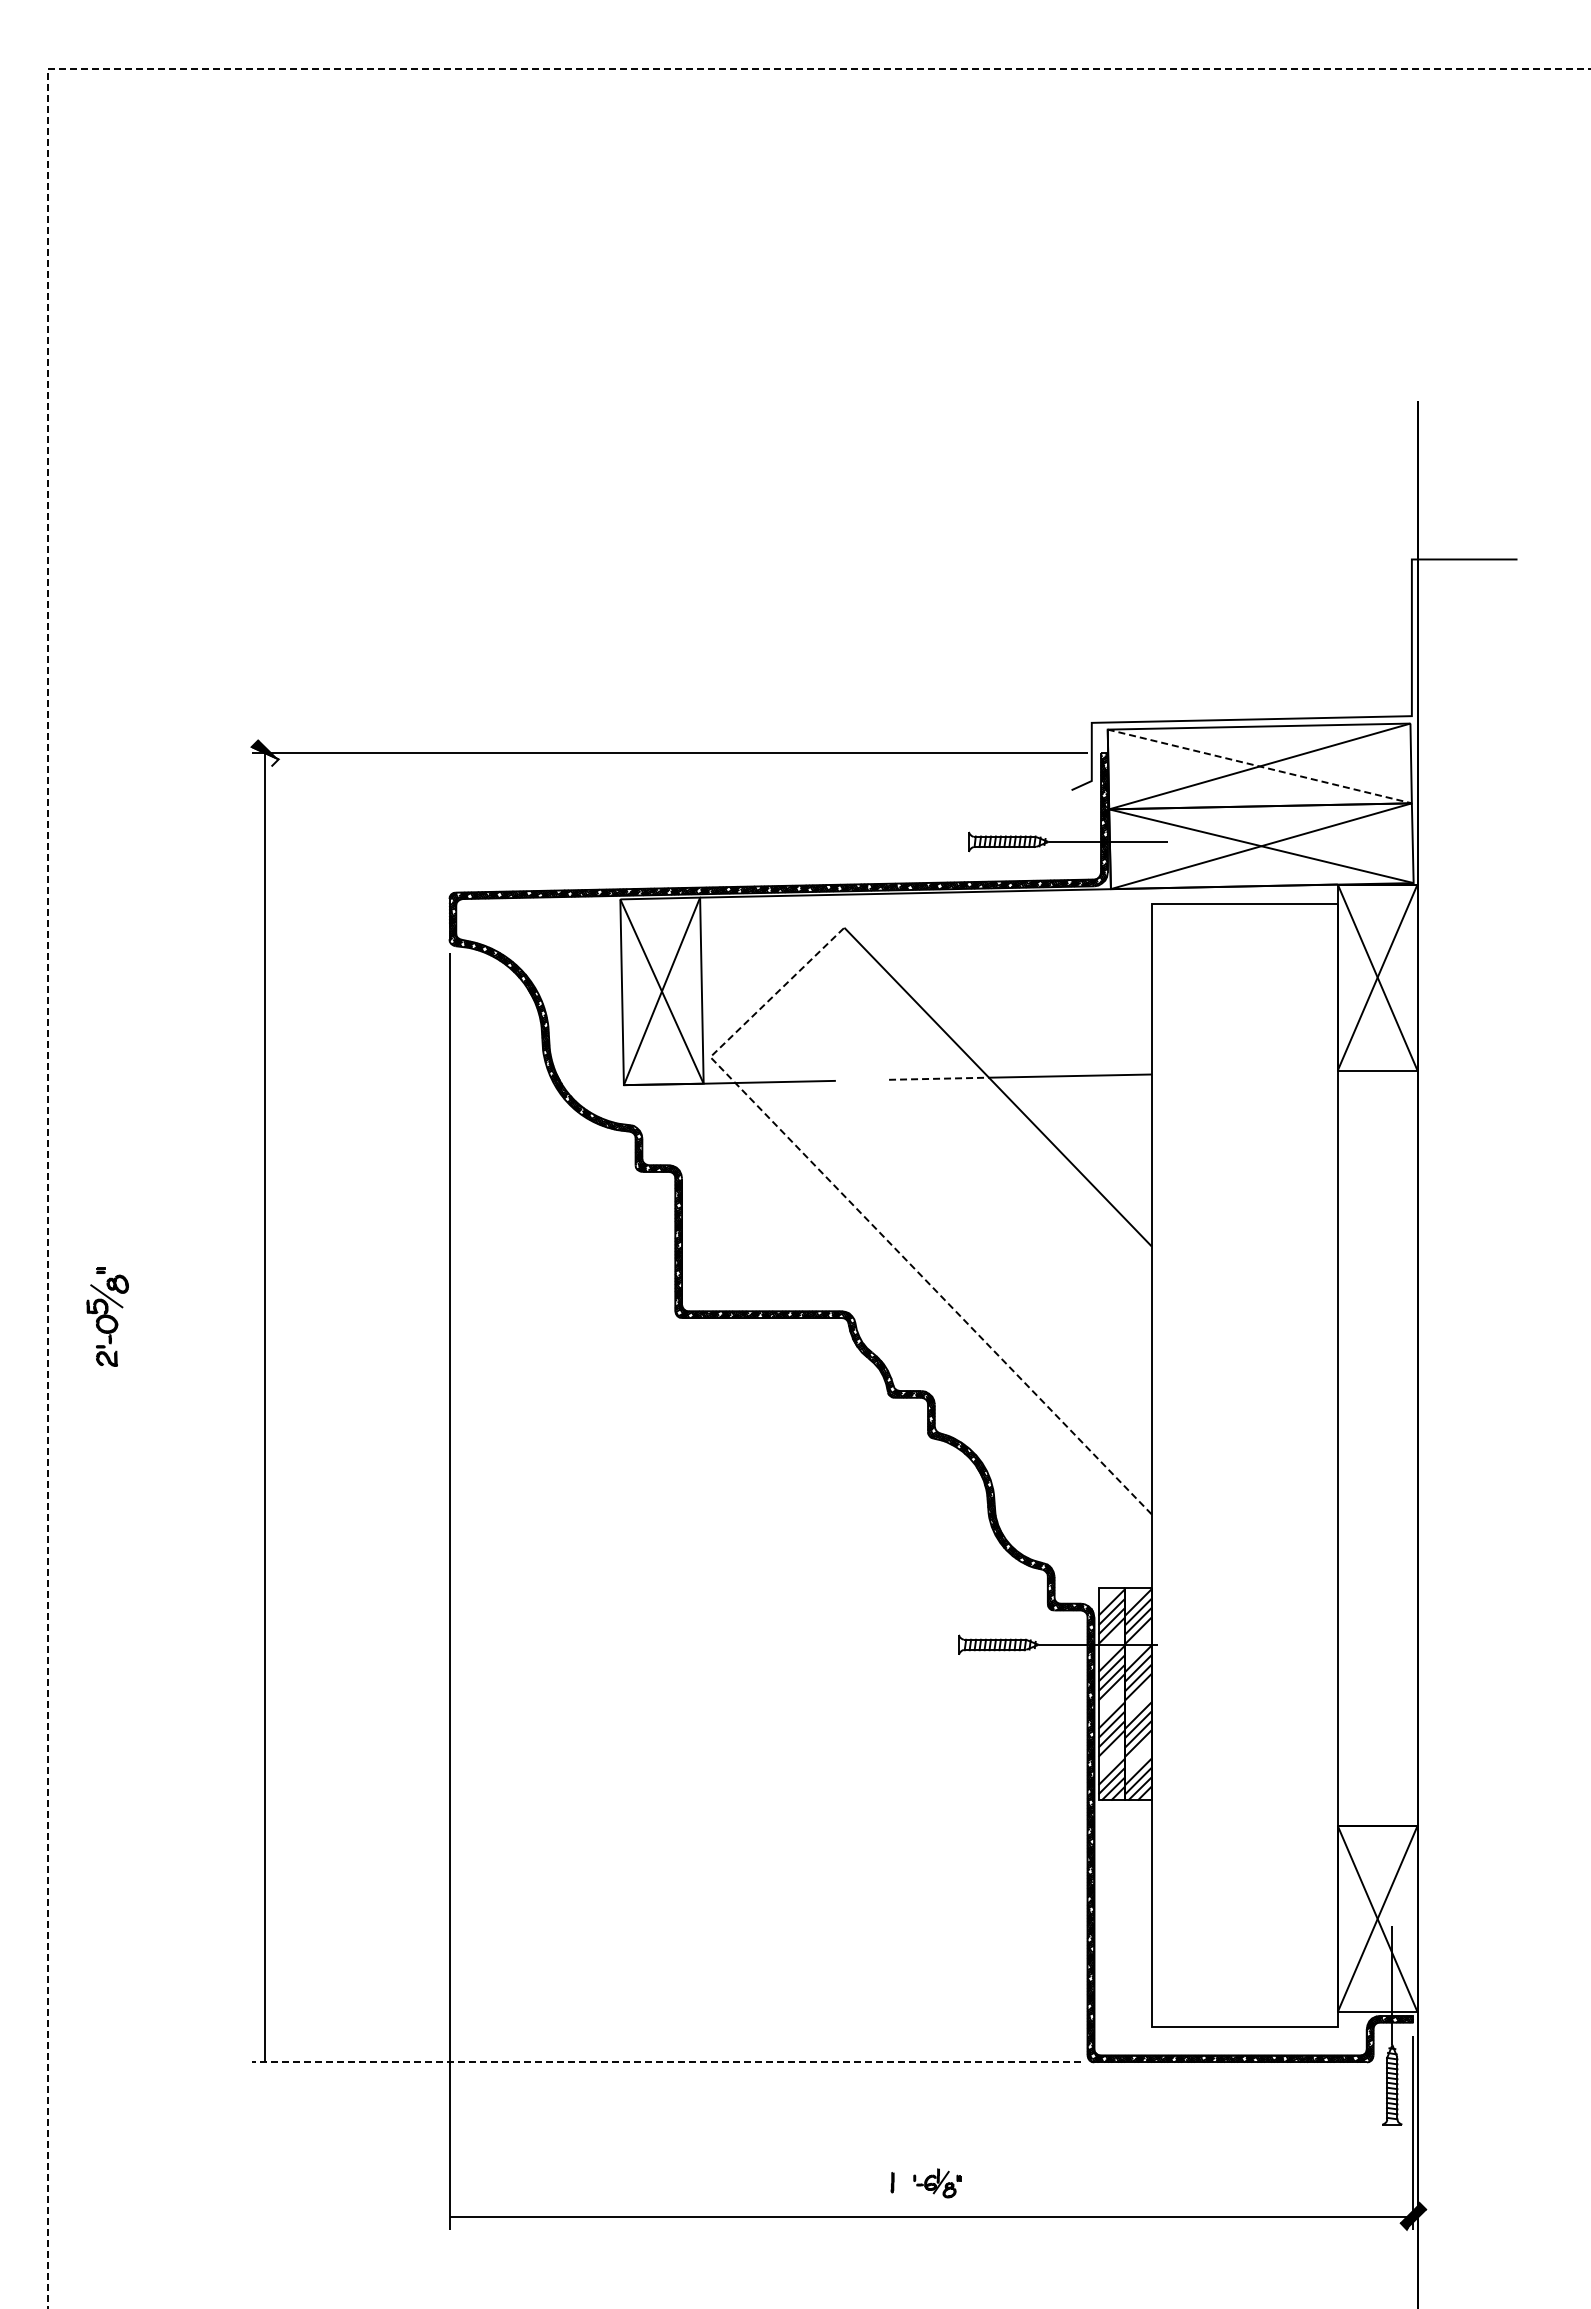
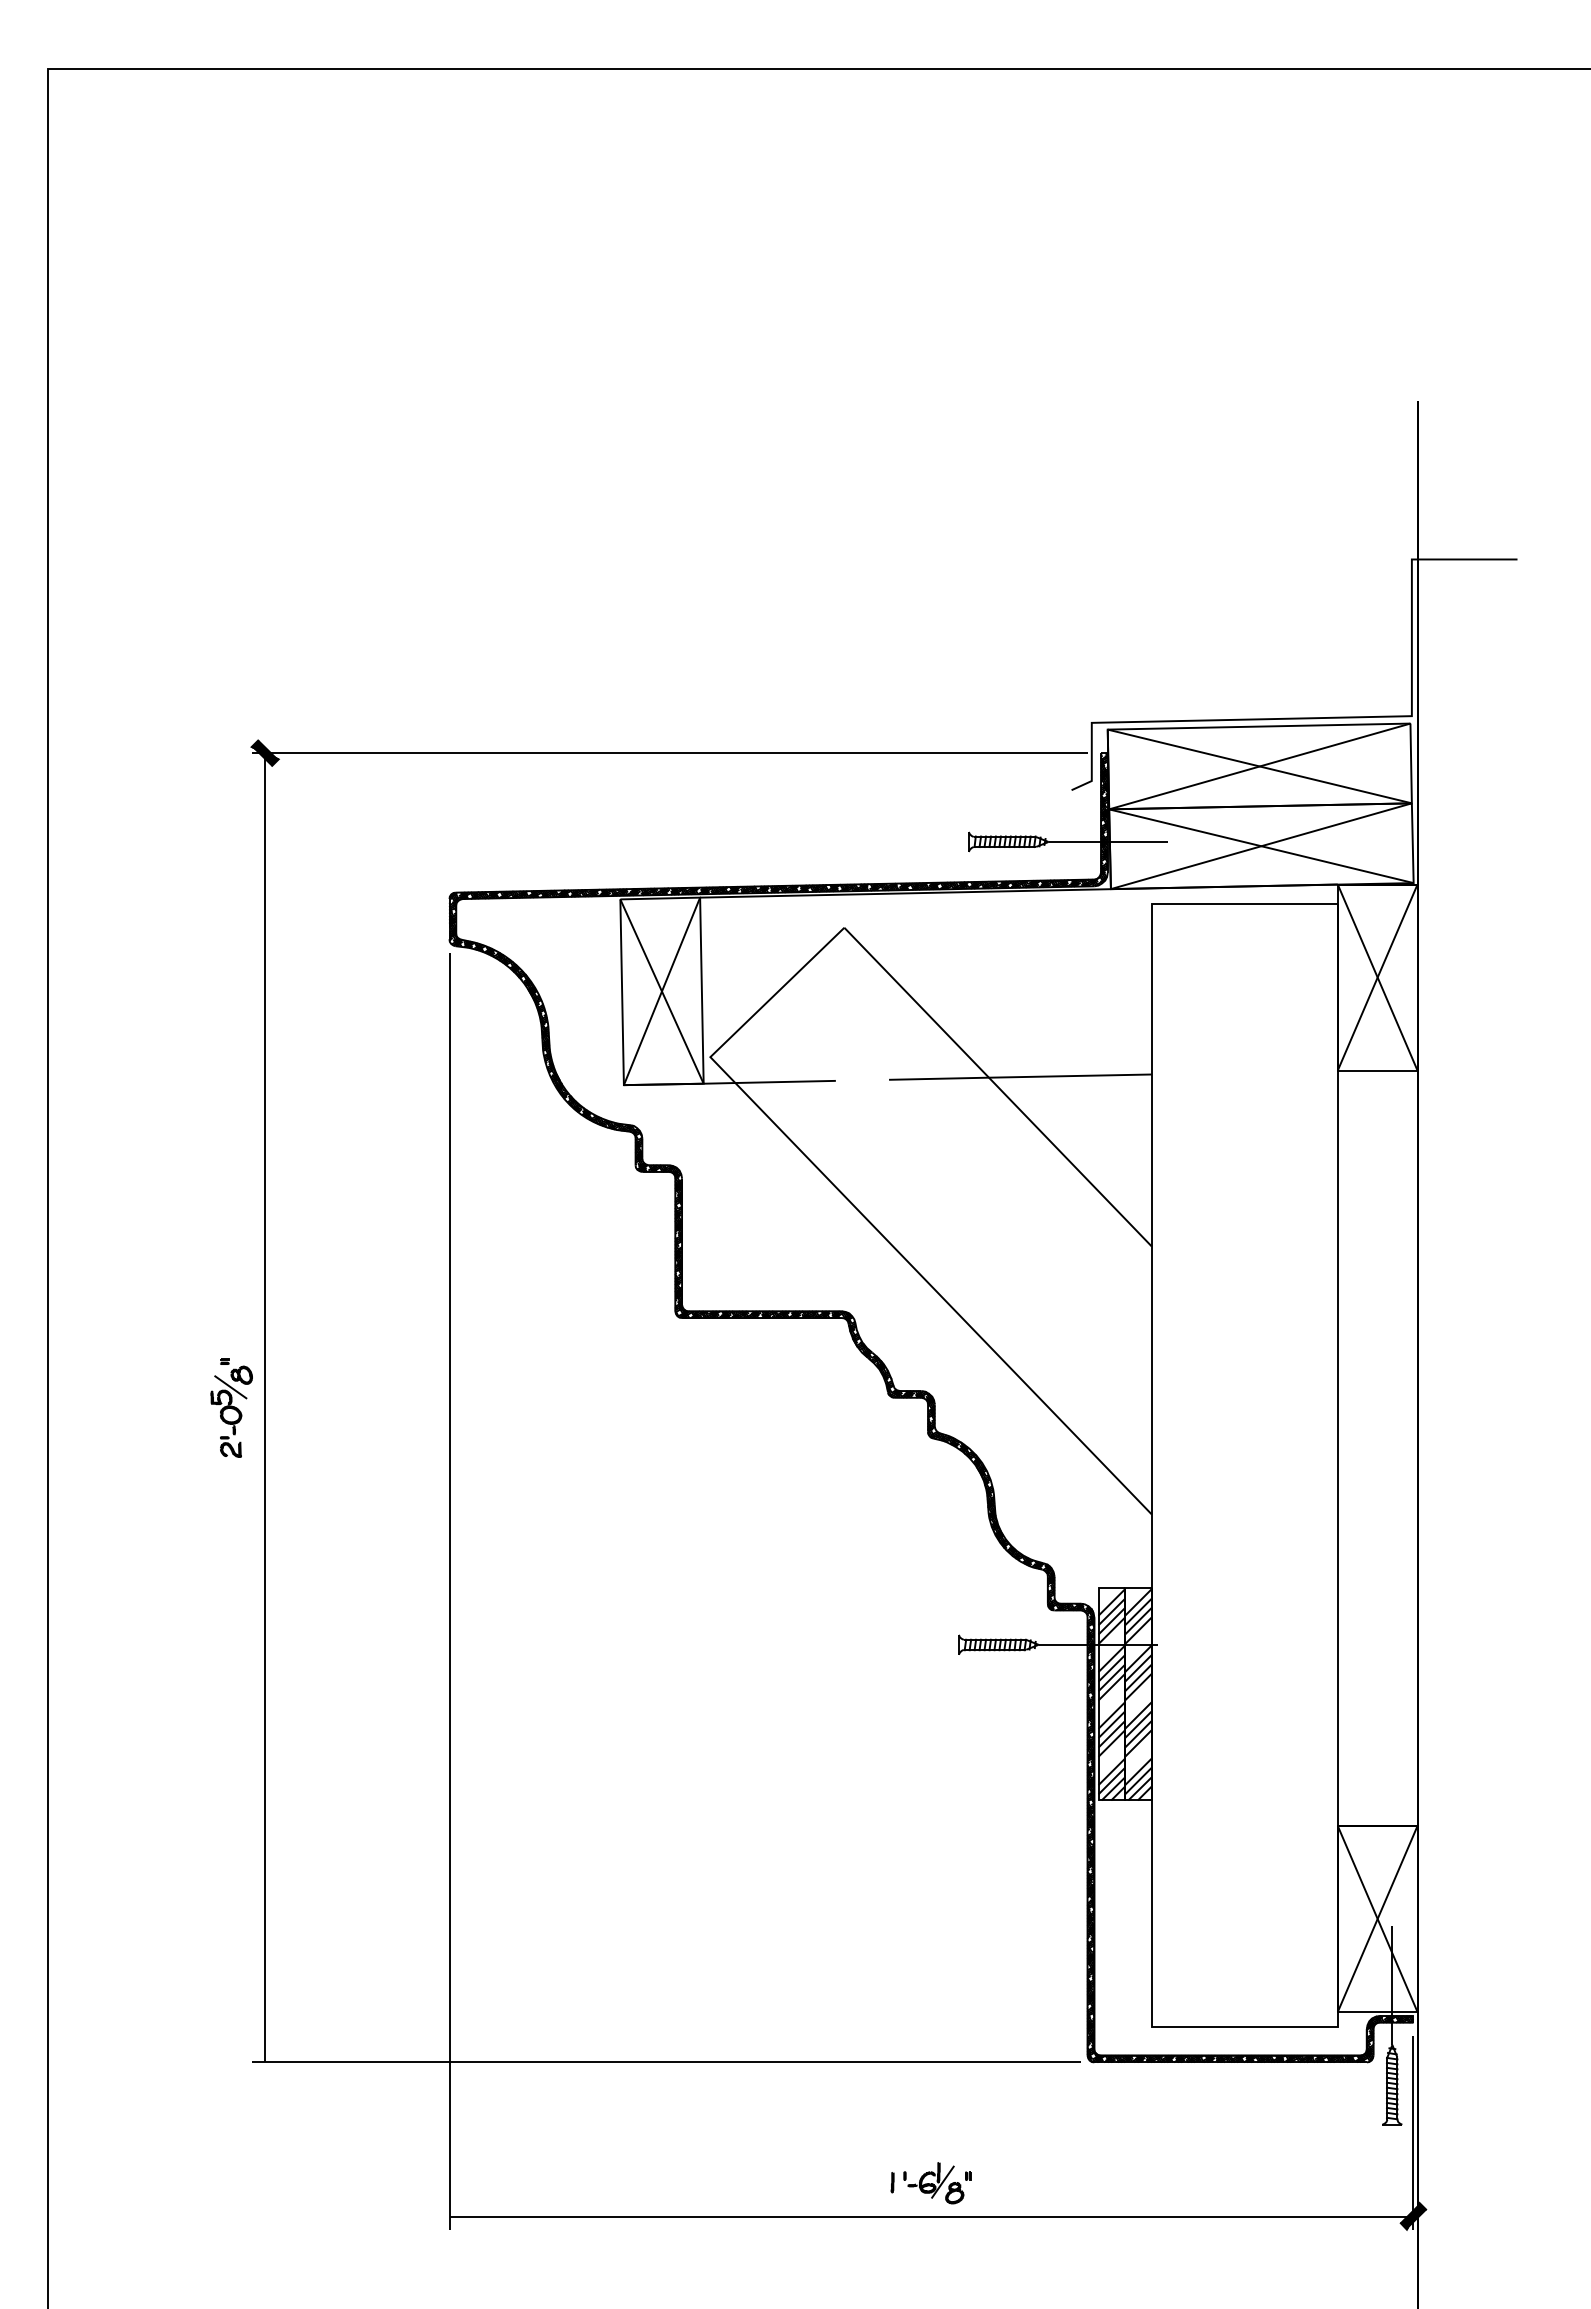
line: dashed -> solid (47, 417)
fill: none -> present (264, 756)
line: dashed -> solid (1260, 766)
line: dashed -> solid (939, 1078)
line: dashed -> solid (865, 1218)
part position: (107, 1316) -> (231, 1407) (231, 1407)
line: dashed -> solid (665, 2062)
part size: 49x31 px -> 69x43 px (937, 2183)
